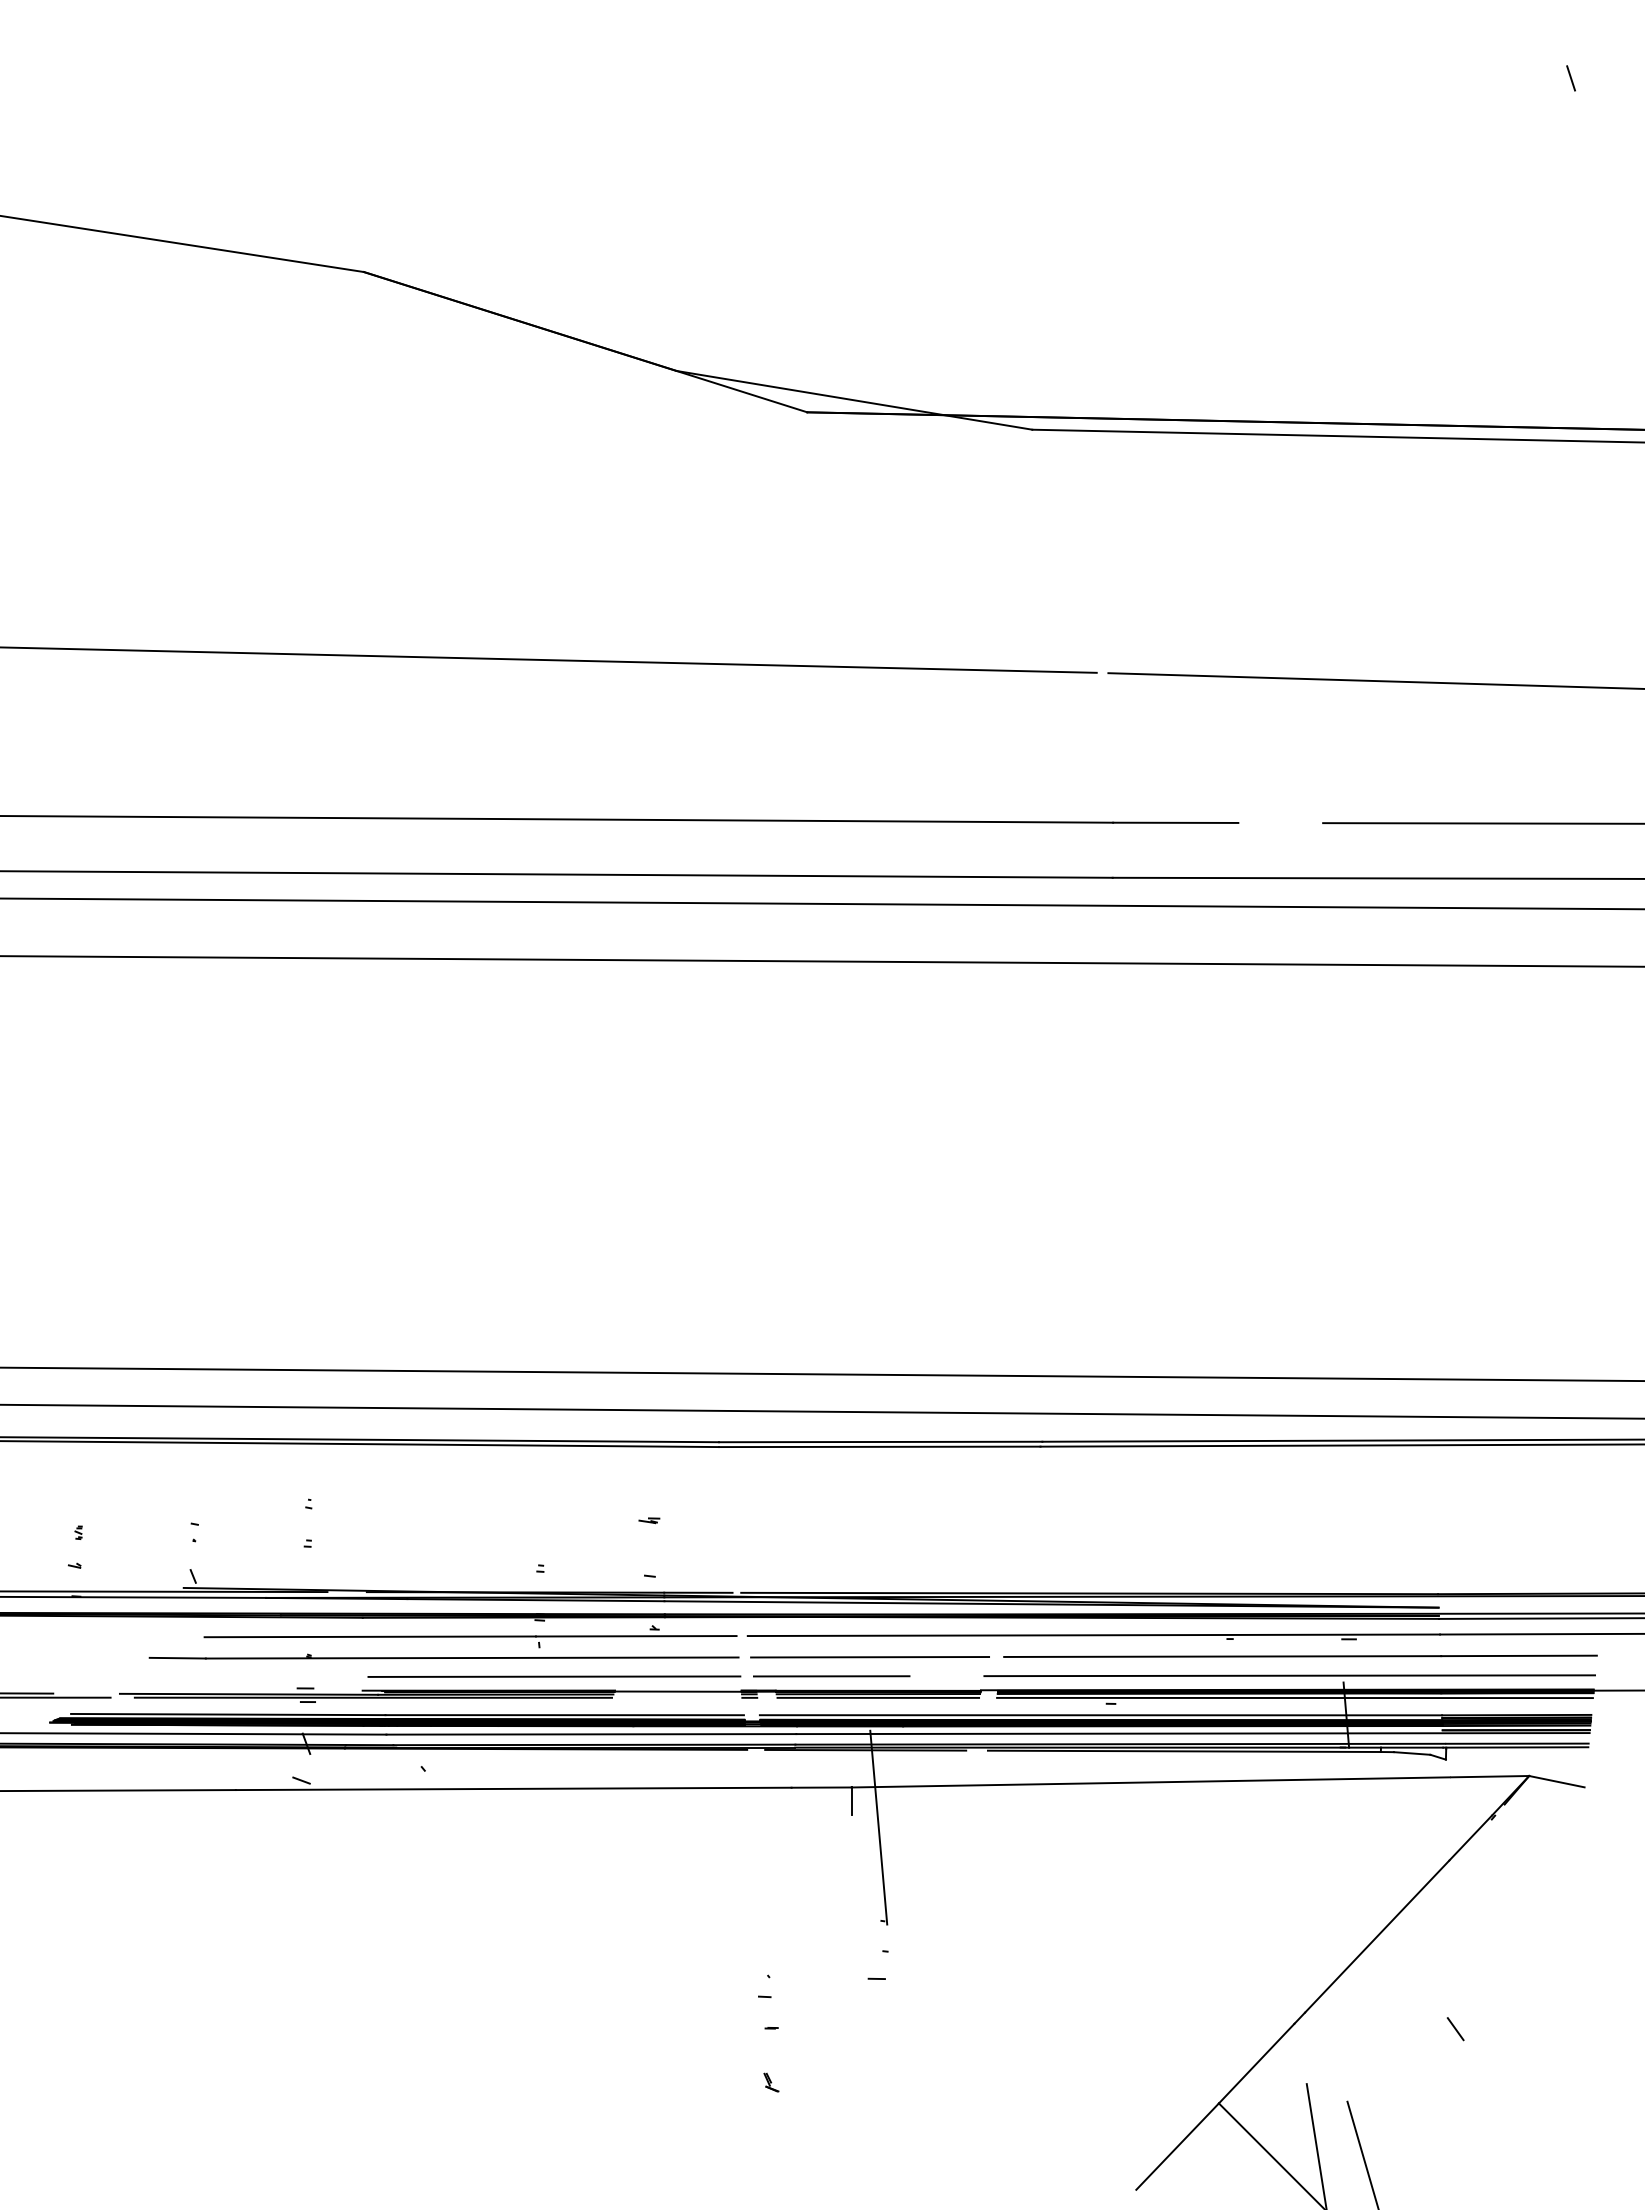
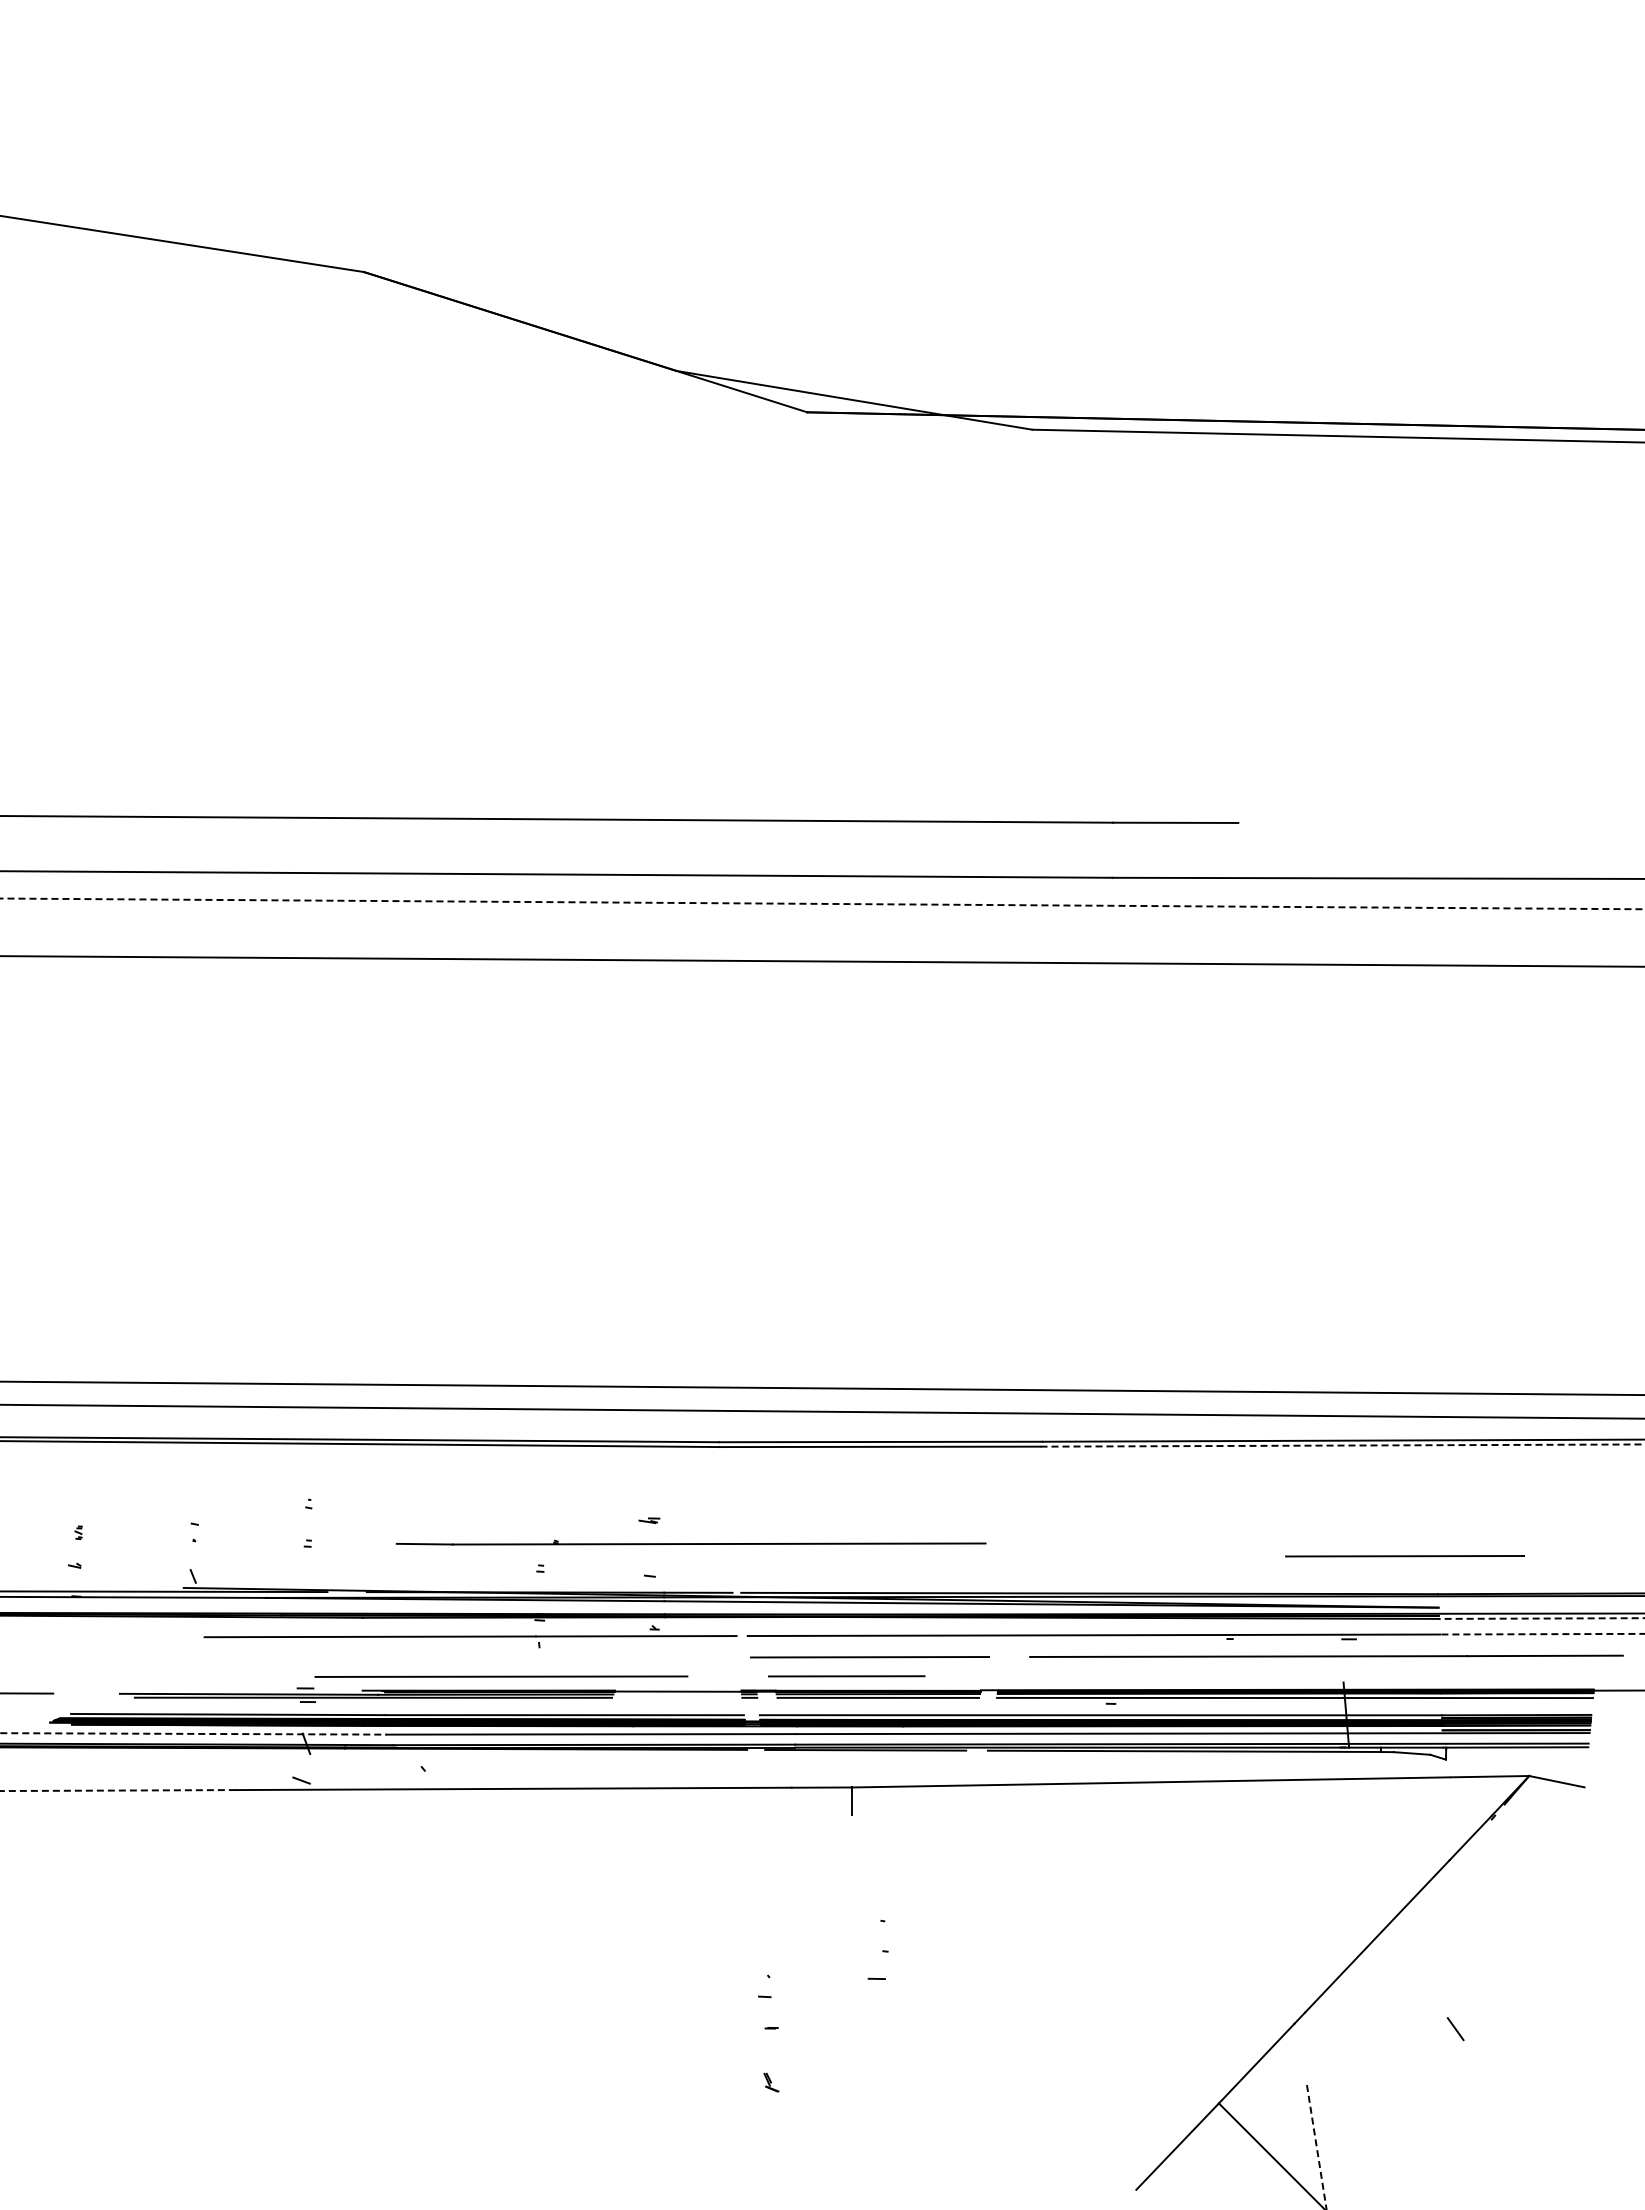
line: present -> none (1570, 78)
line: present -> none (549, 659)
line: present -> none (1374, 680)
line: present -> none (1482, 823)
line: solid -> dashed (822, 903)
line position: (821, 1374) -> (821, 1388) (821, 1388)
line: solid -> dashed (1342, 1445)
line: none -> present (1404, 1556)
line: solid -> dashed (1541, 1618)
line: solid -> dashed (1541, 1634)
line position: (1300, 1655) -> (1326, 1655) (1326, 1655)
part position: (443, 1656) -> (690, 1542) (690, 1542)
line: present -> none (1289, 1675)
line position: (554, 1676) -> (501, 1676) (501, 1676)
line position: (831, 1676) -> (846, 1676) (846, 1676)
line: present -> none (56, 1697)
line: solid -> dashed (193, 1733)
line: solid -> dashed (117, 1790)
line: present -> none (878, 1827)
line: solid -> dashed (1316, 2146)
line: present -> none (1362, 2153)
